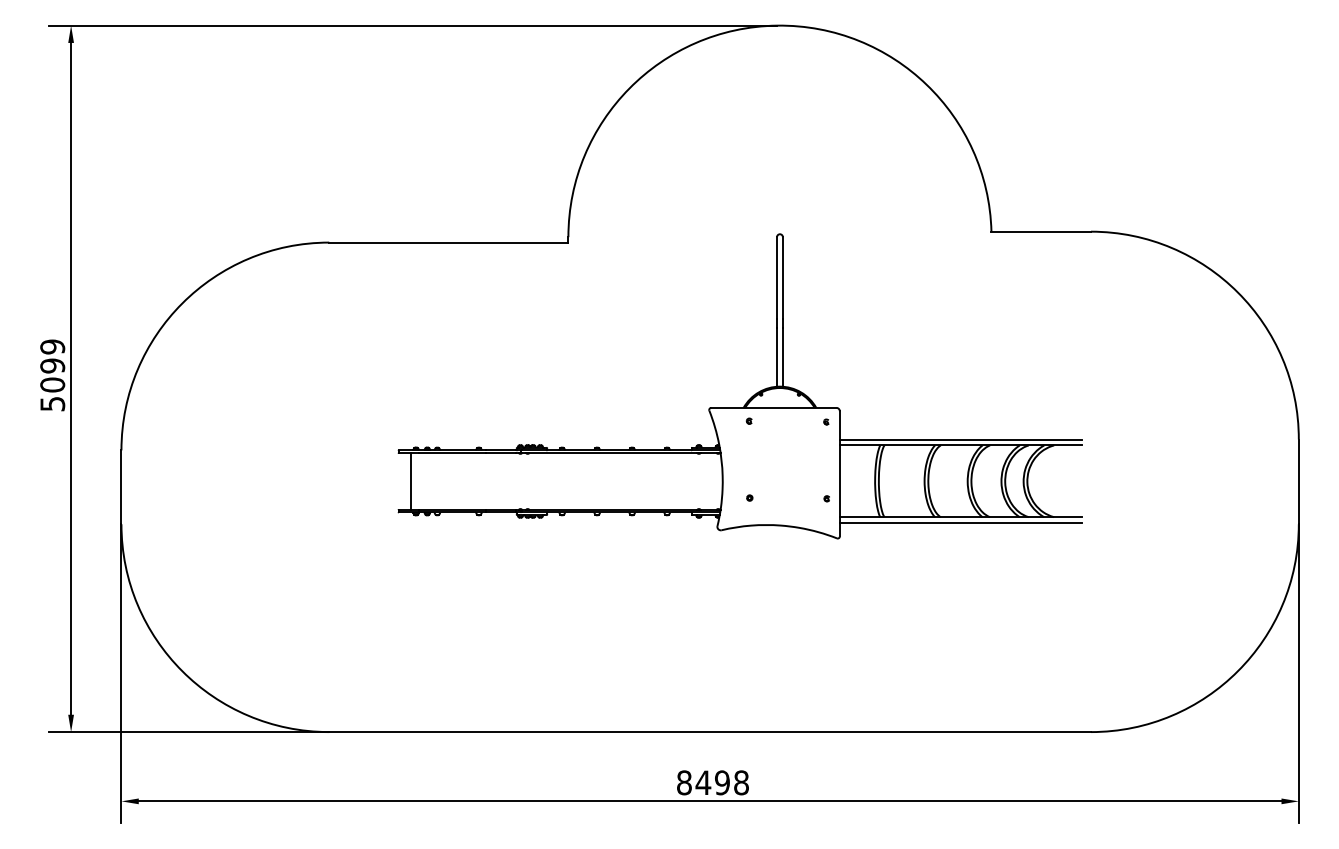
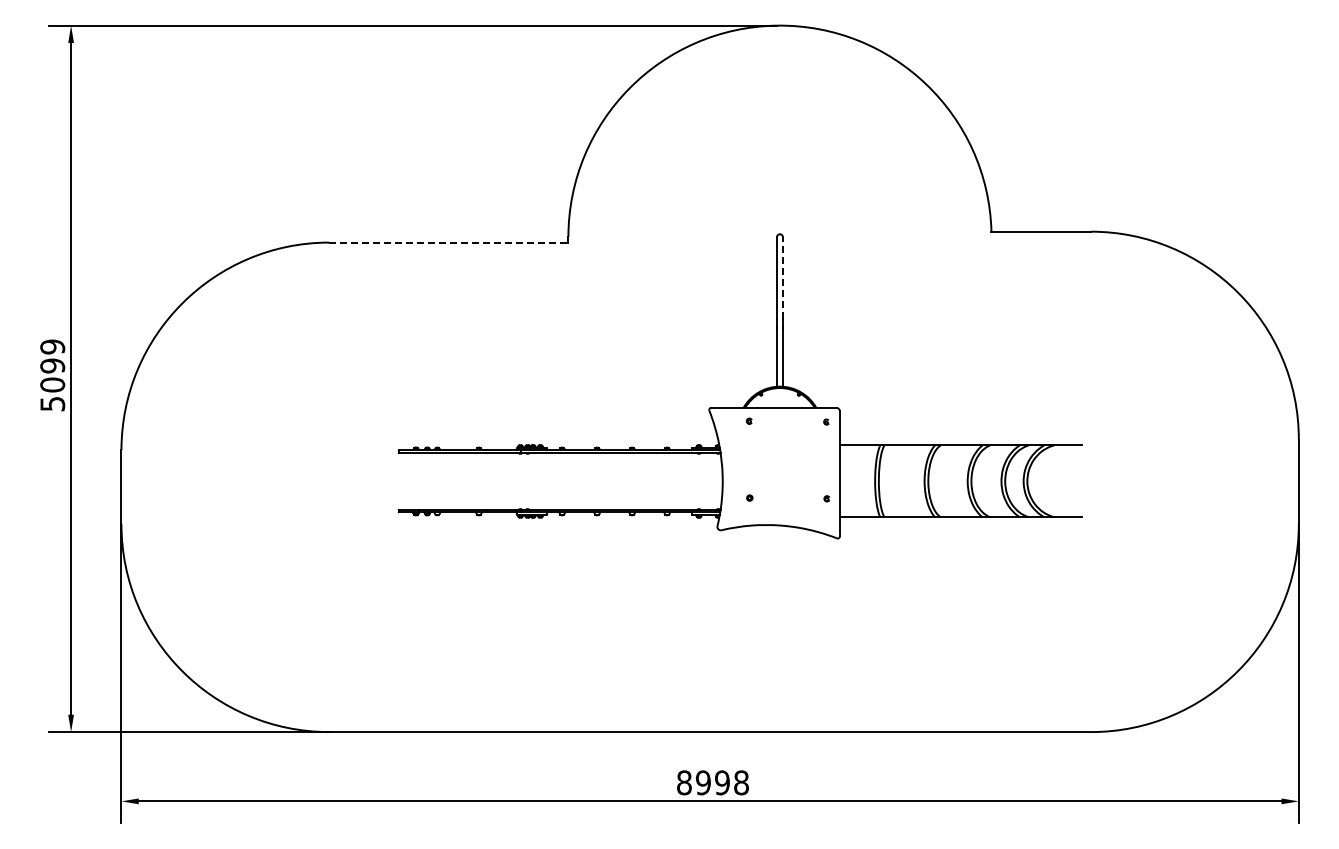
line: solid -> dashed (448, 242)
line: solid -> dashed (782, 277)
line: present -> none (960, 439)
line: present -> none (411, 481)
line: present -> none (960, 523)
text: 8498 -> 8998 (703, 782)
